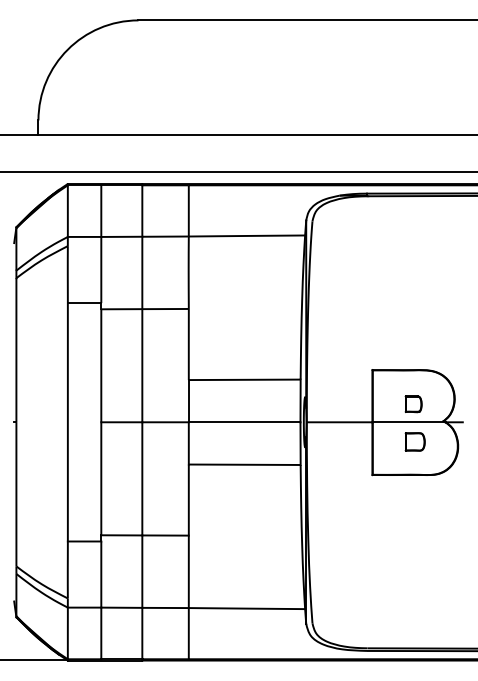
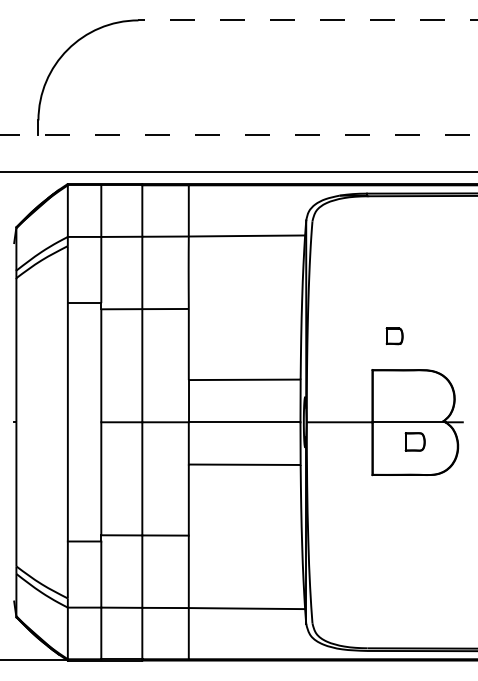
line: solid -> dashed (307, 20)
line: solid -> dashed (238, 134)
part position: (413, 404) -> (394, 336) (394, 336)
